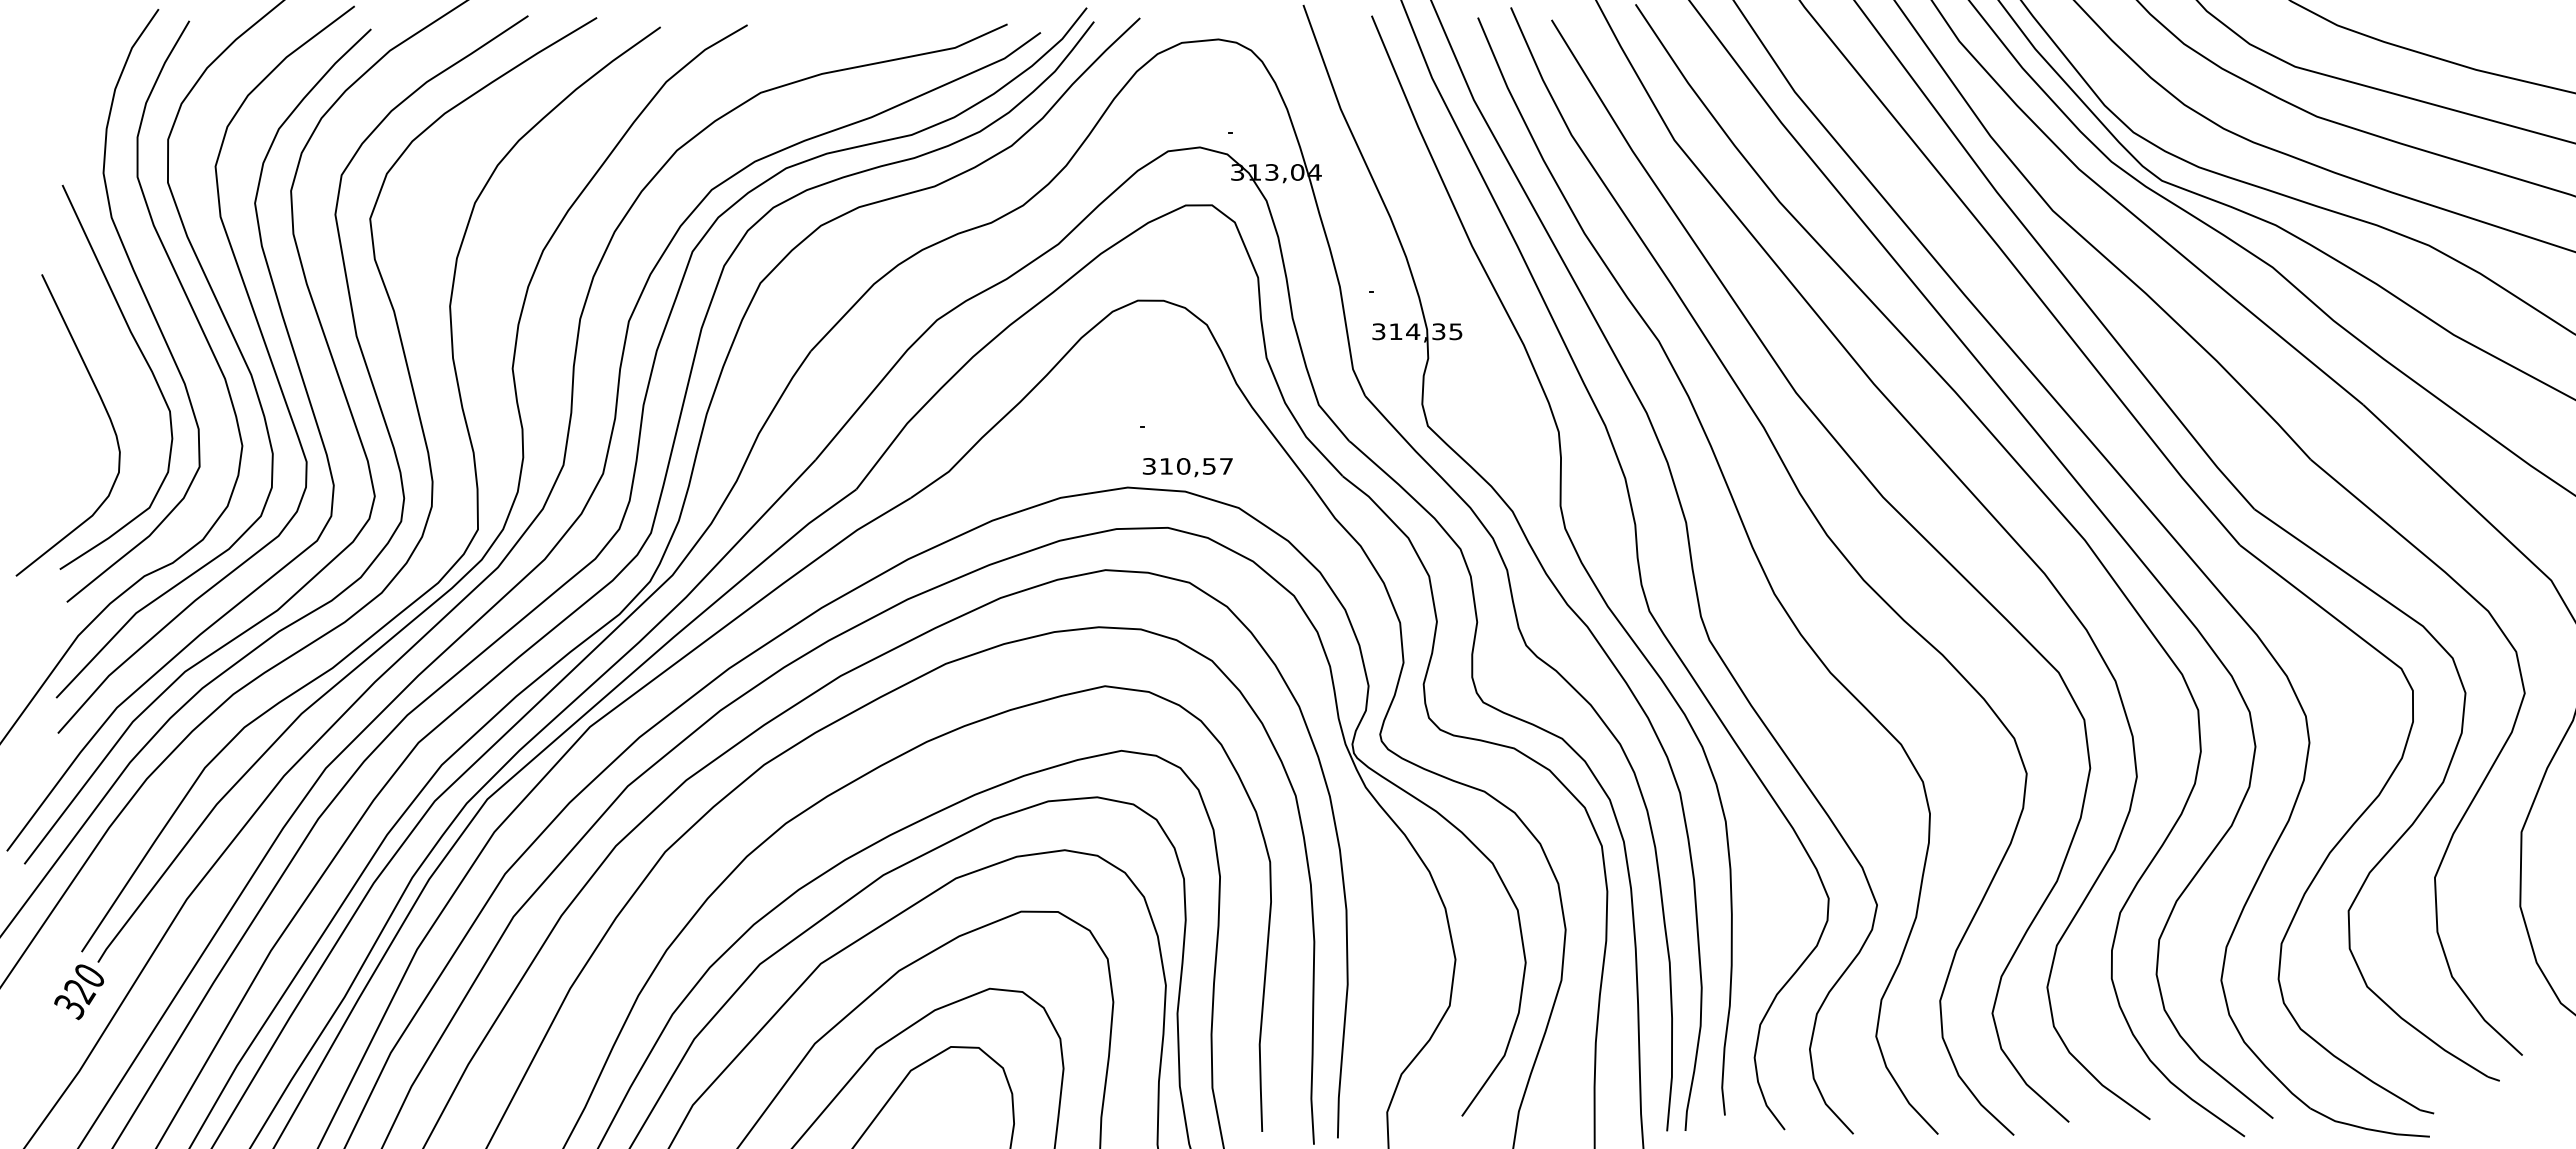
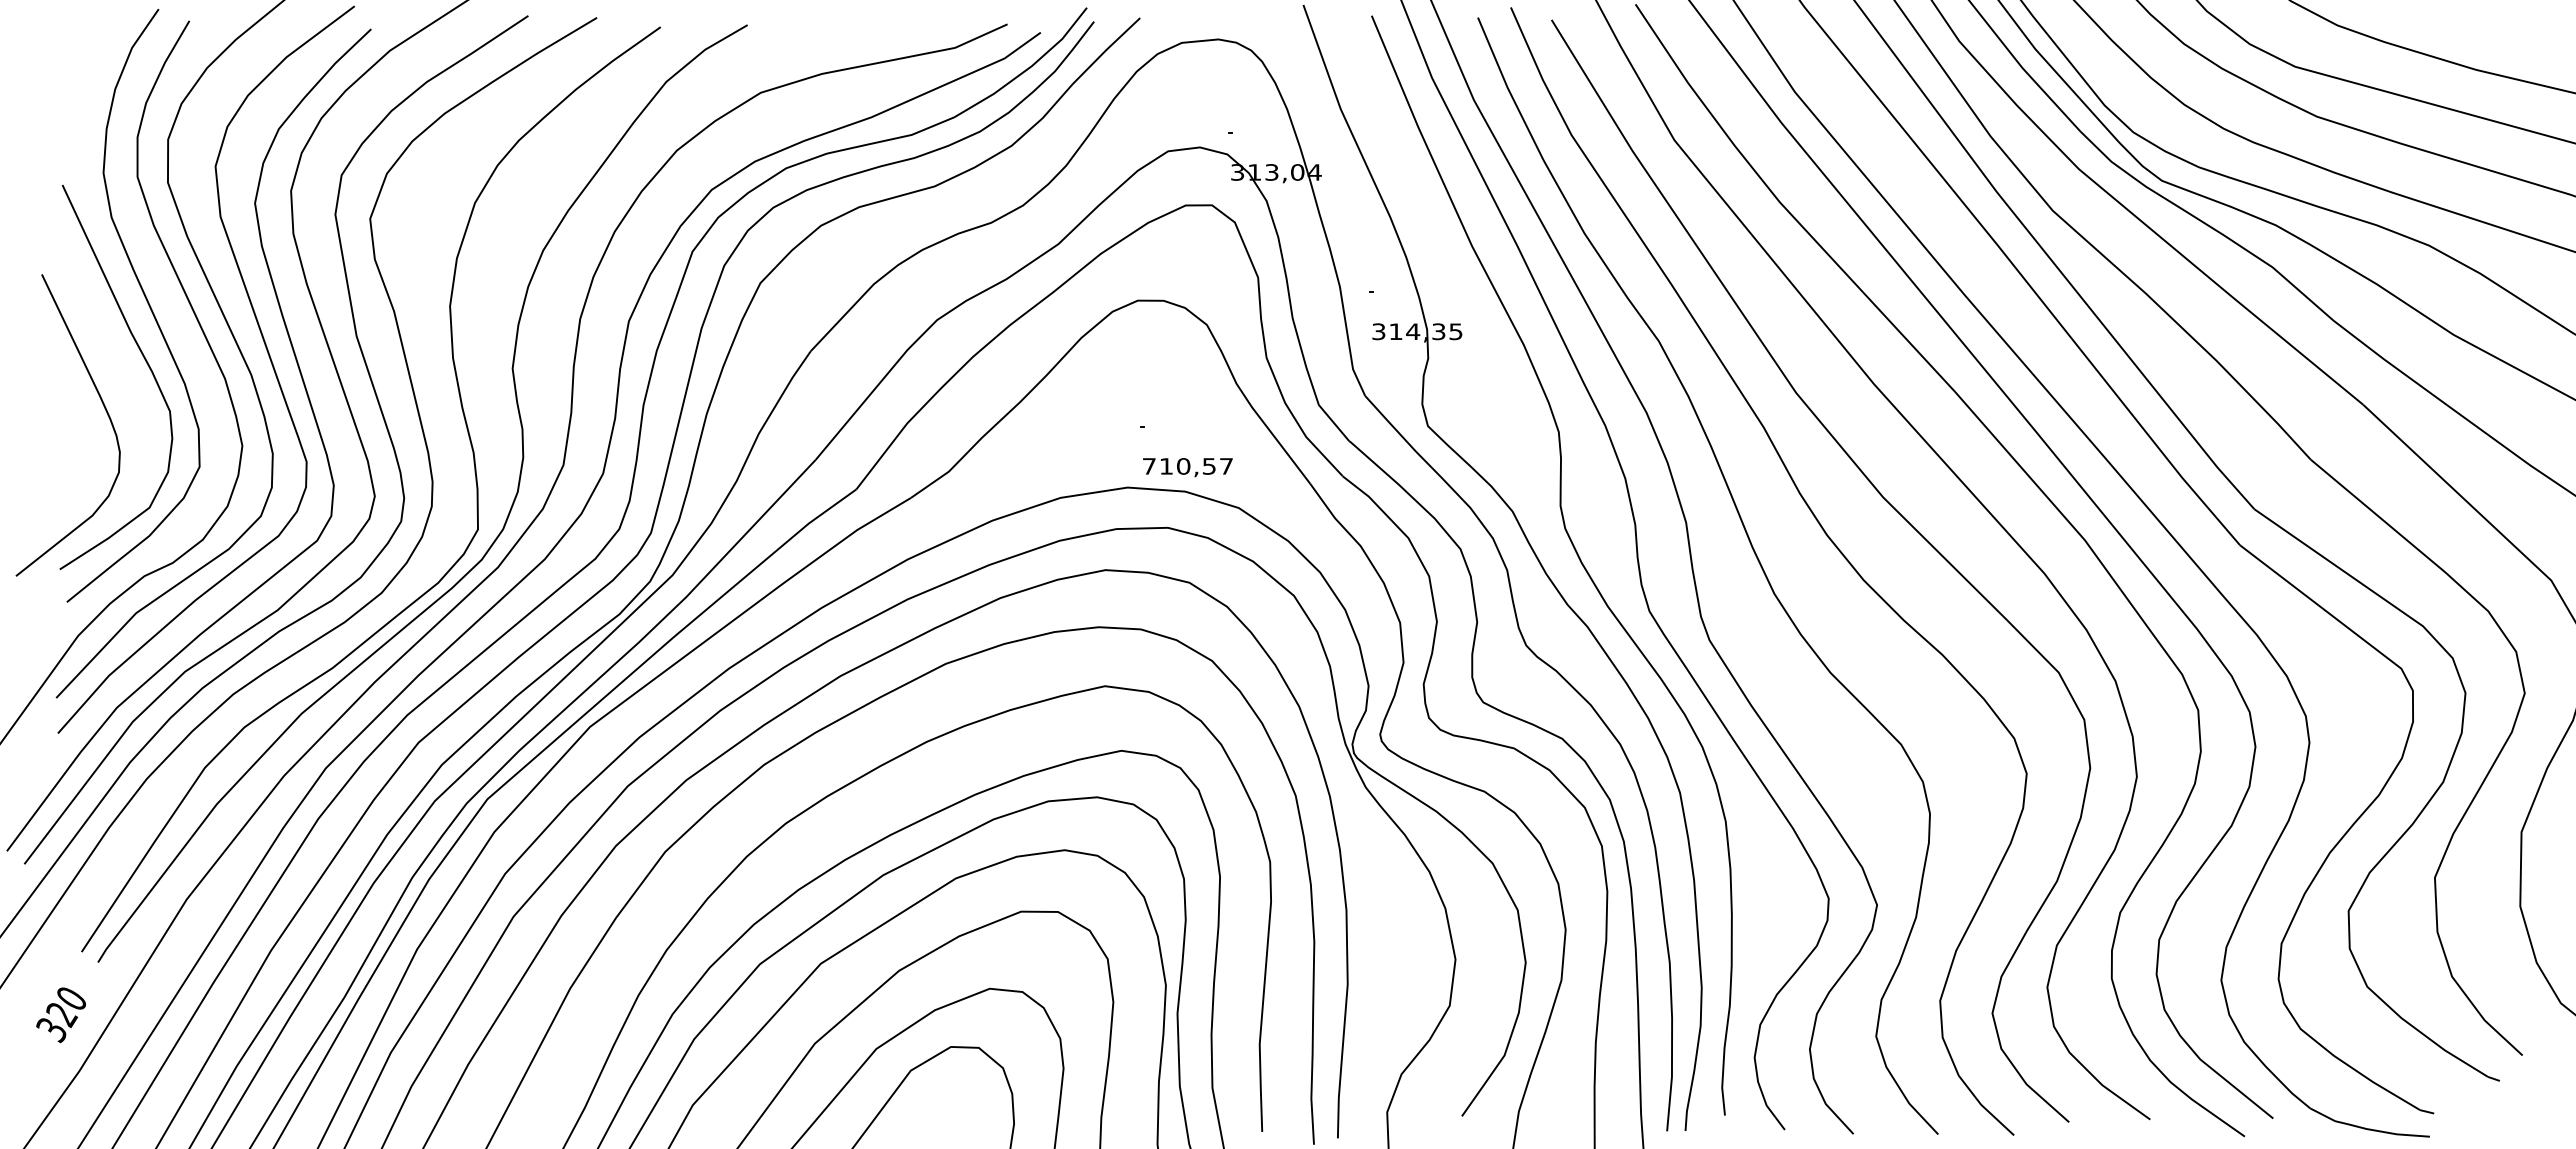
text: 310,57 -> 710,57 (1148, 466)
text position: (78, 992) -> (60, 1015) (60, 1015)
